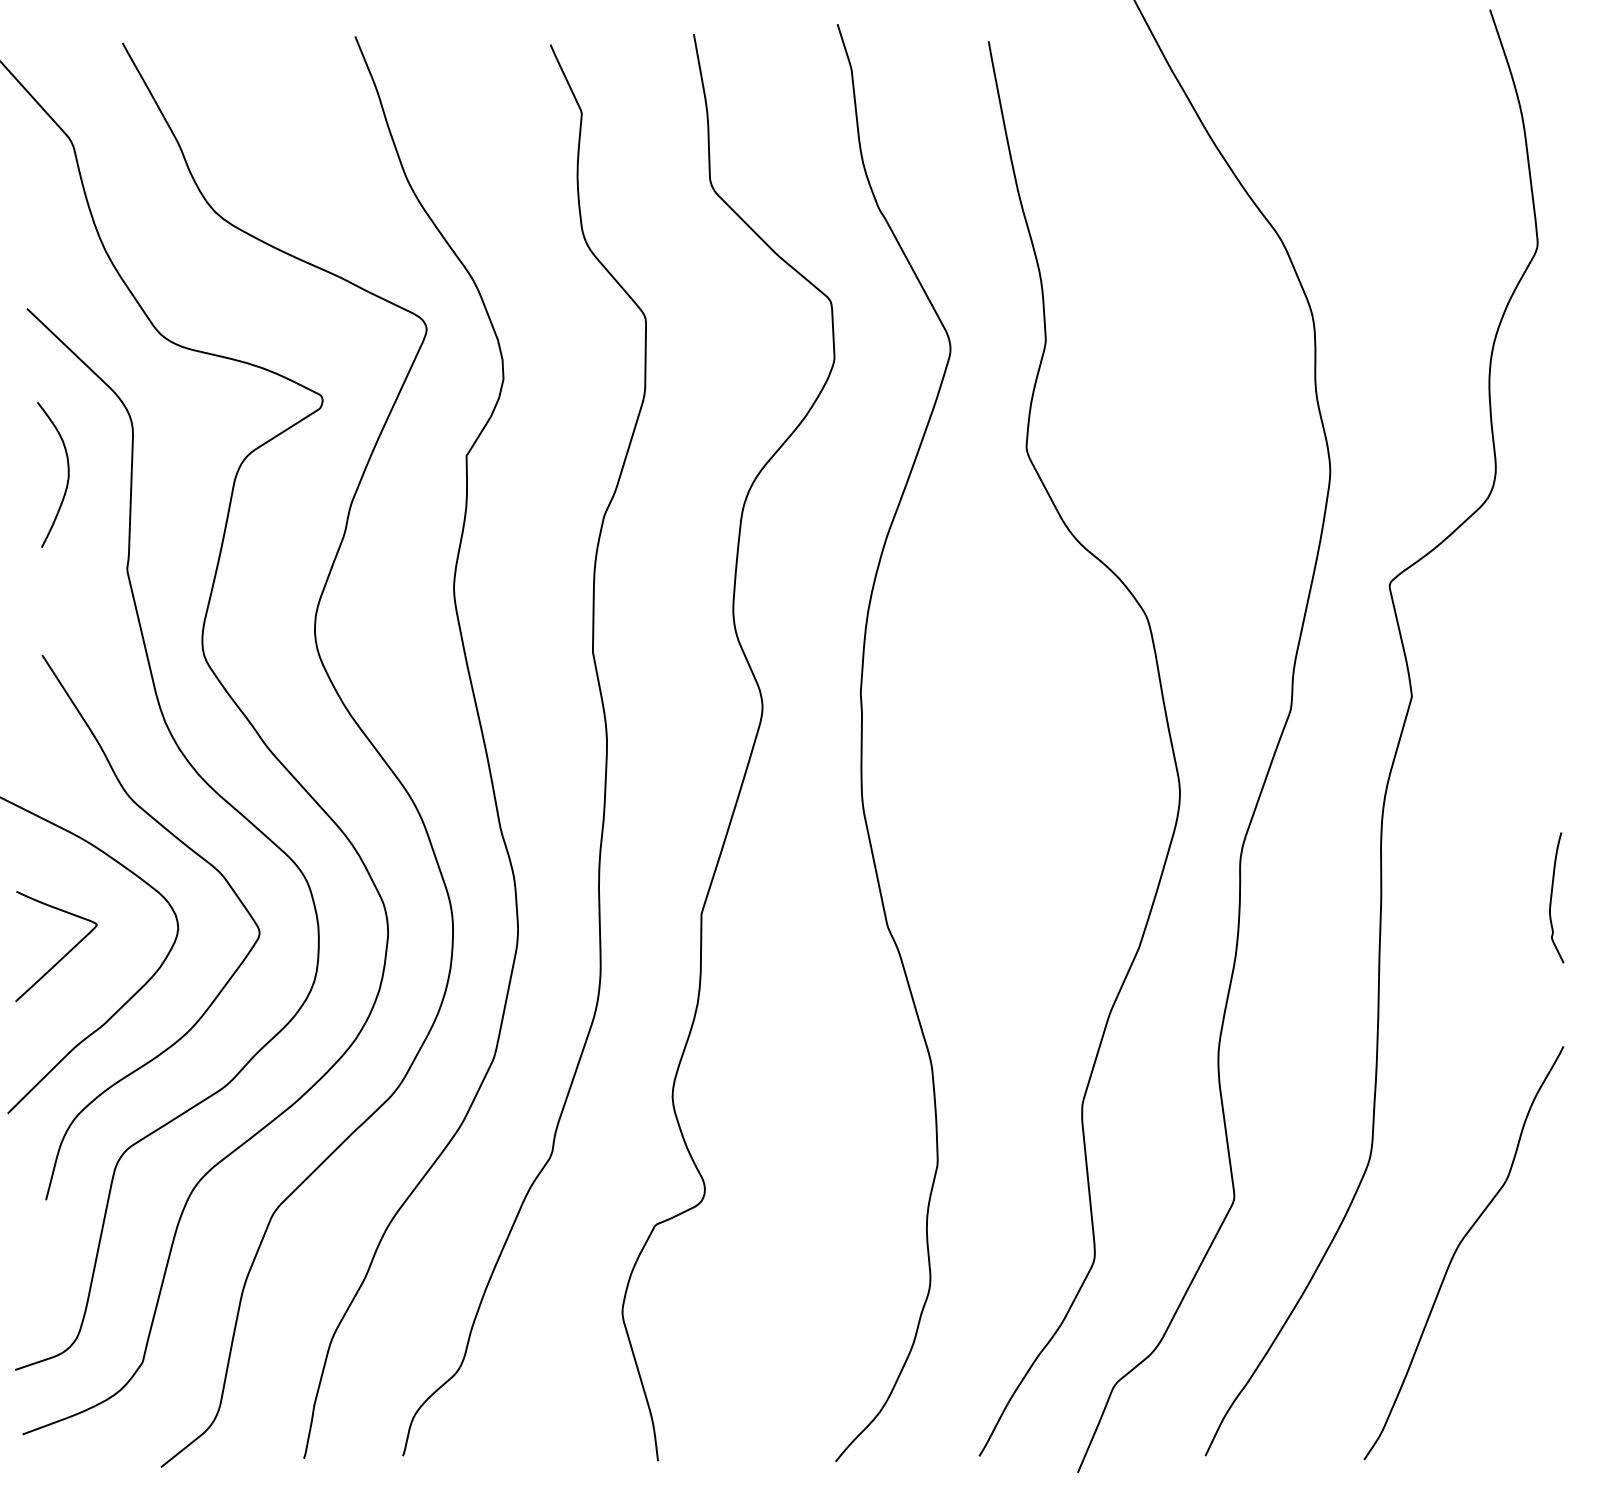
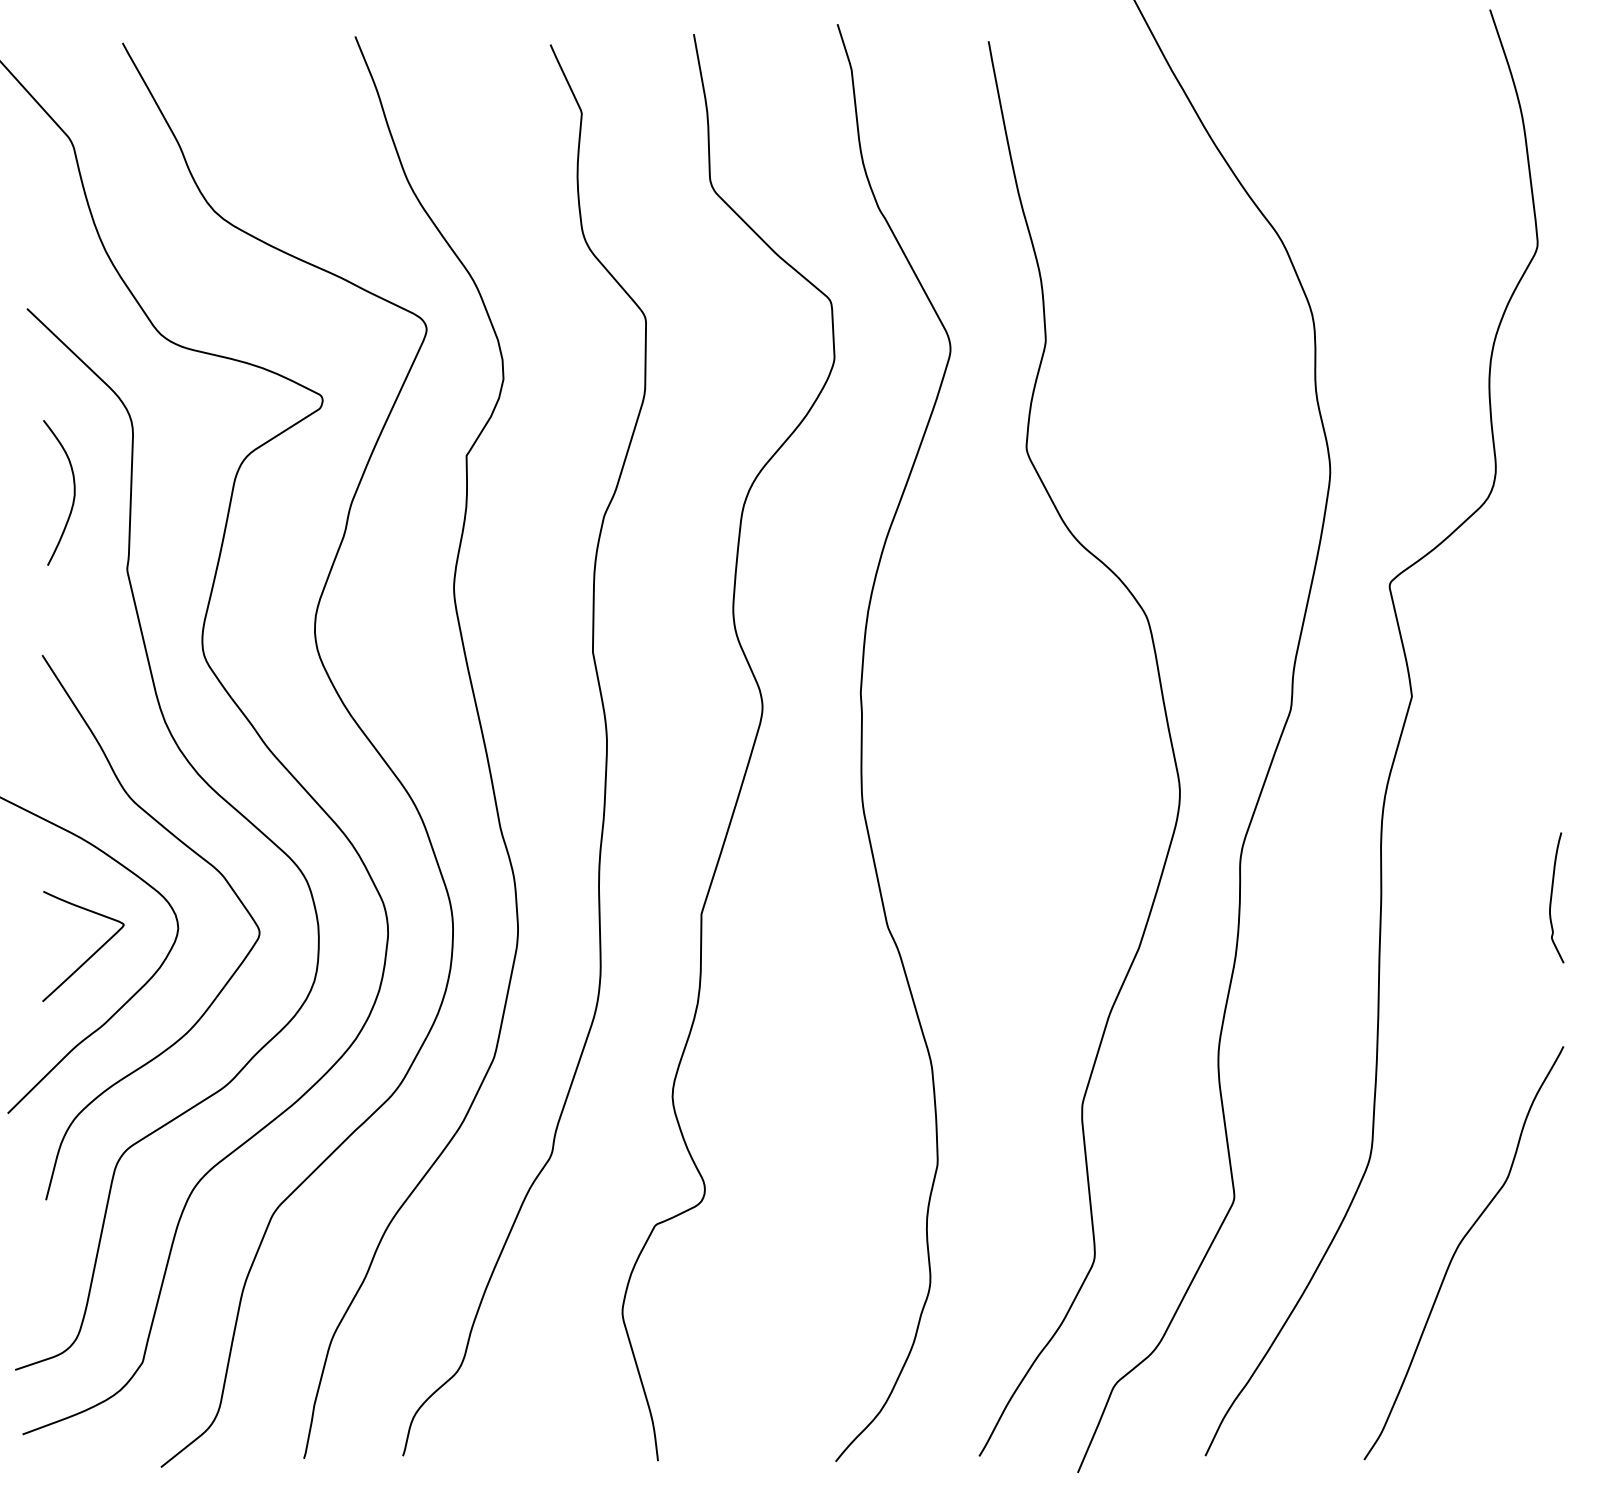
curve position: (67, 474) -> (73, 492) (73, 492)
curve position: (65, 954) -> (92, 954) (92, 954)
